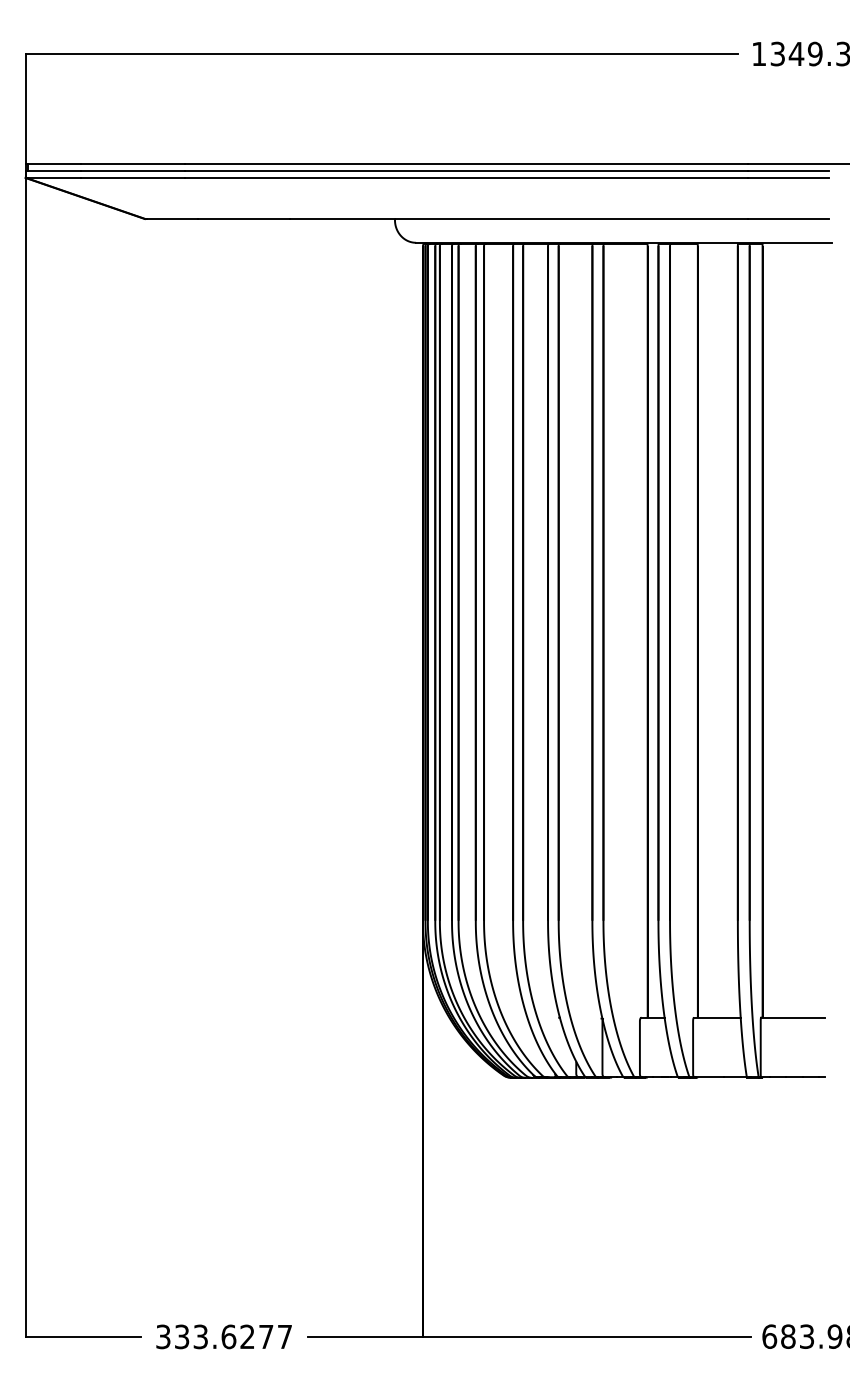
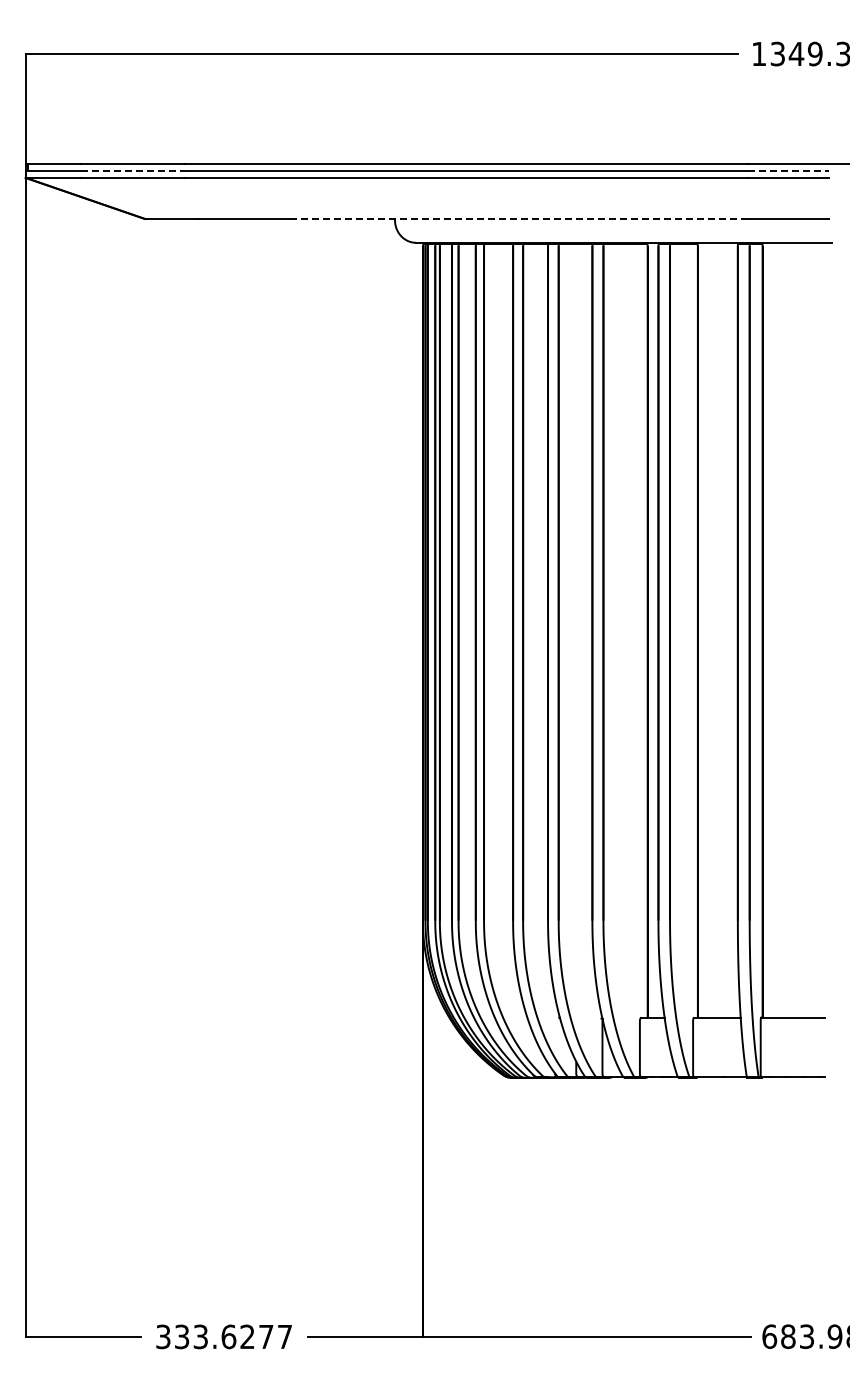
line: solid -> dashed (133, 171)
line: solid -> dashed (788, 171)
line: solid -> dashed (518, 218)
